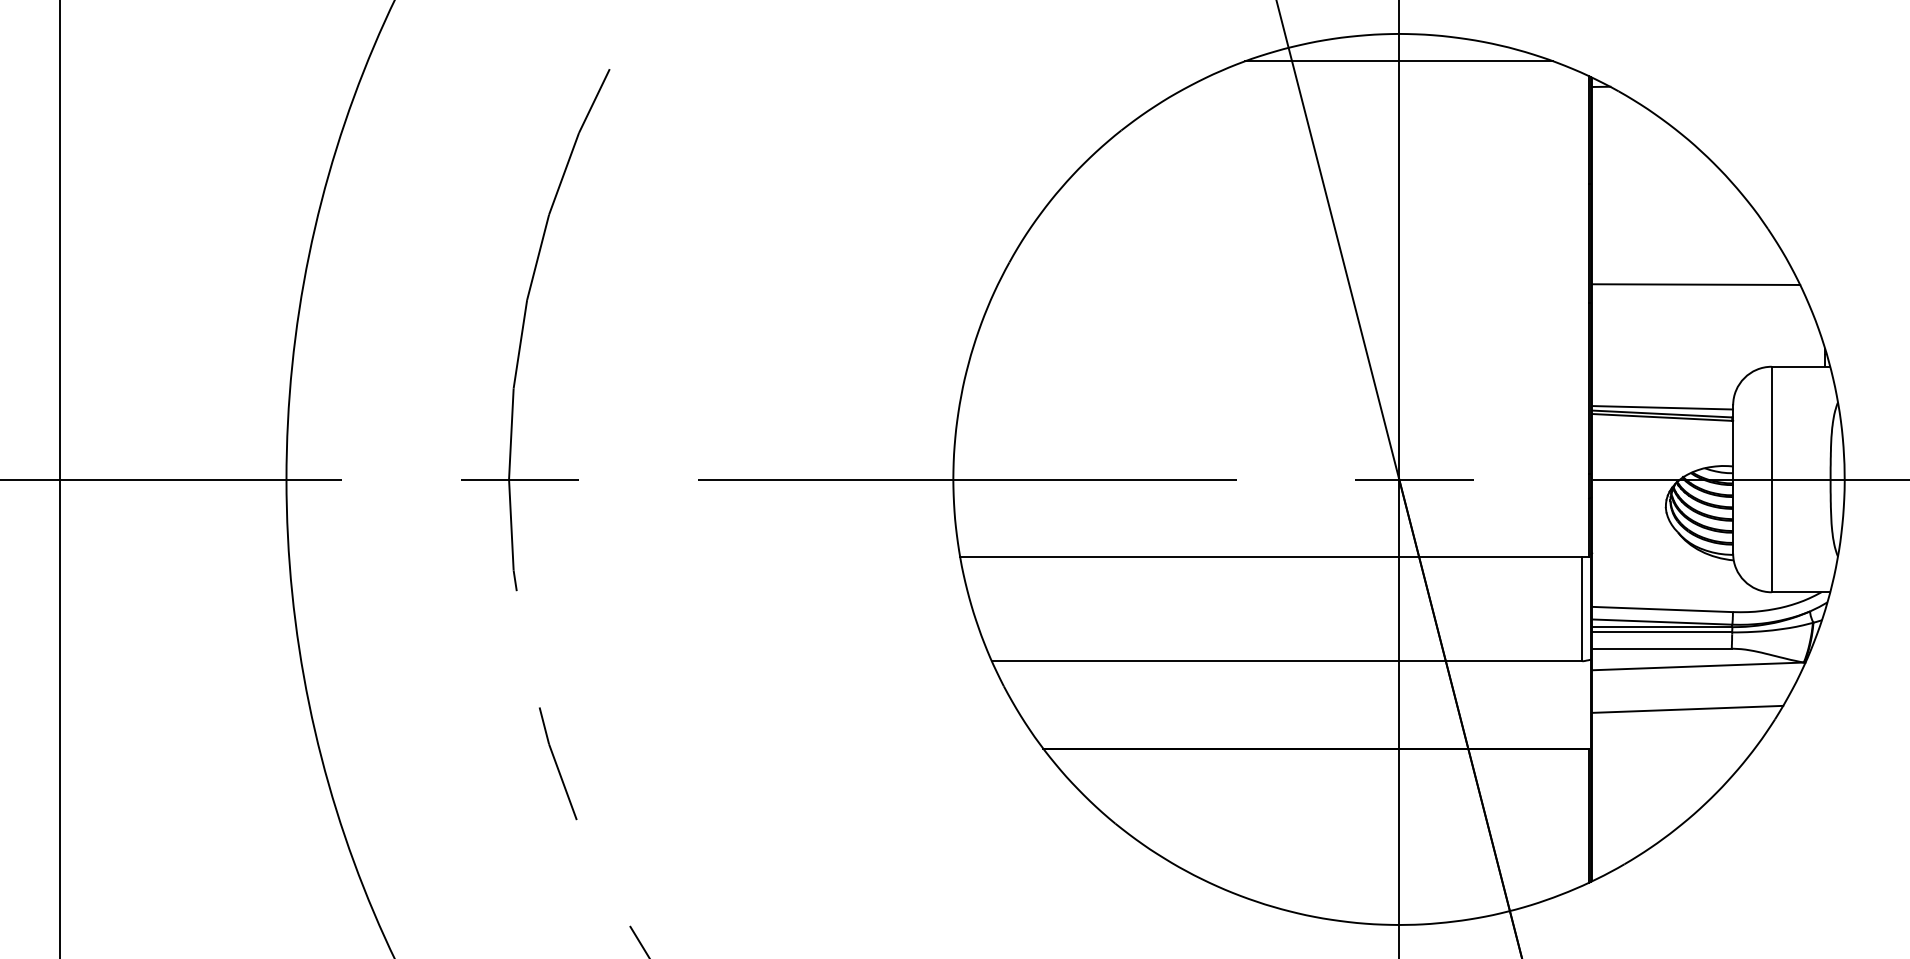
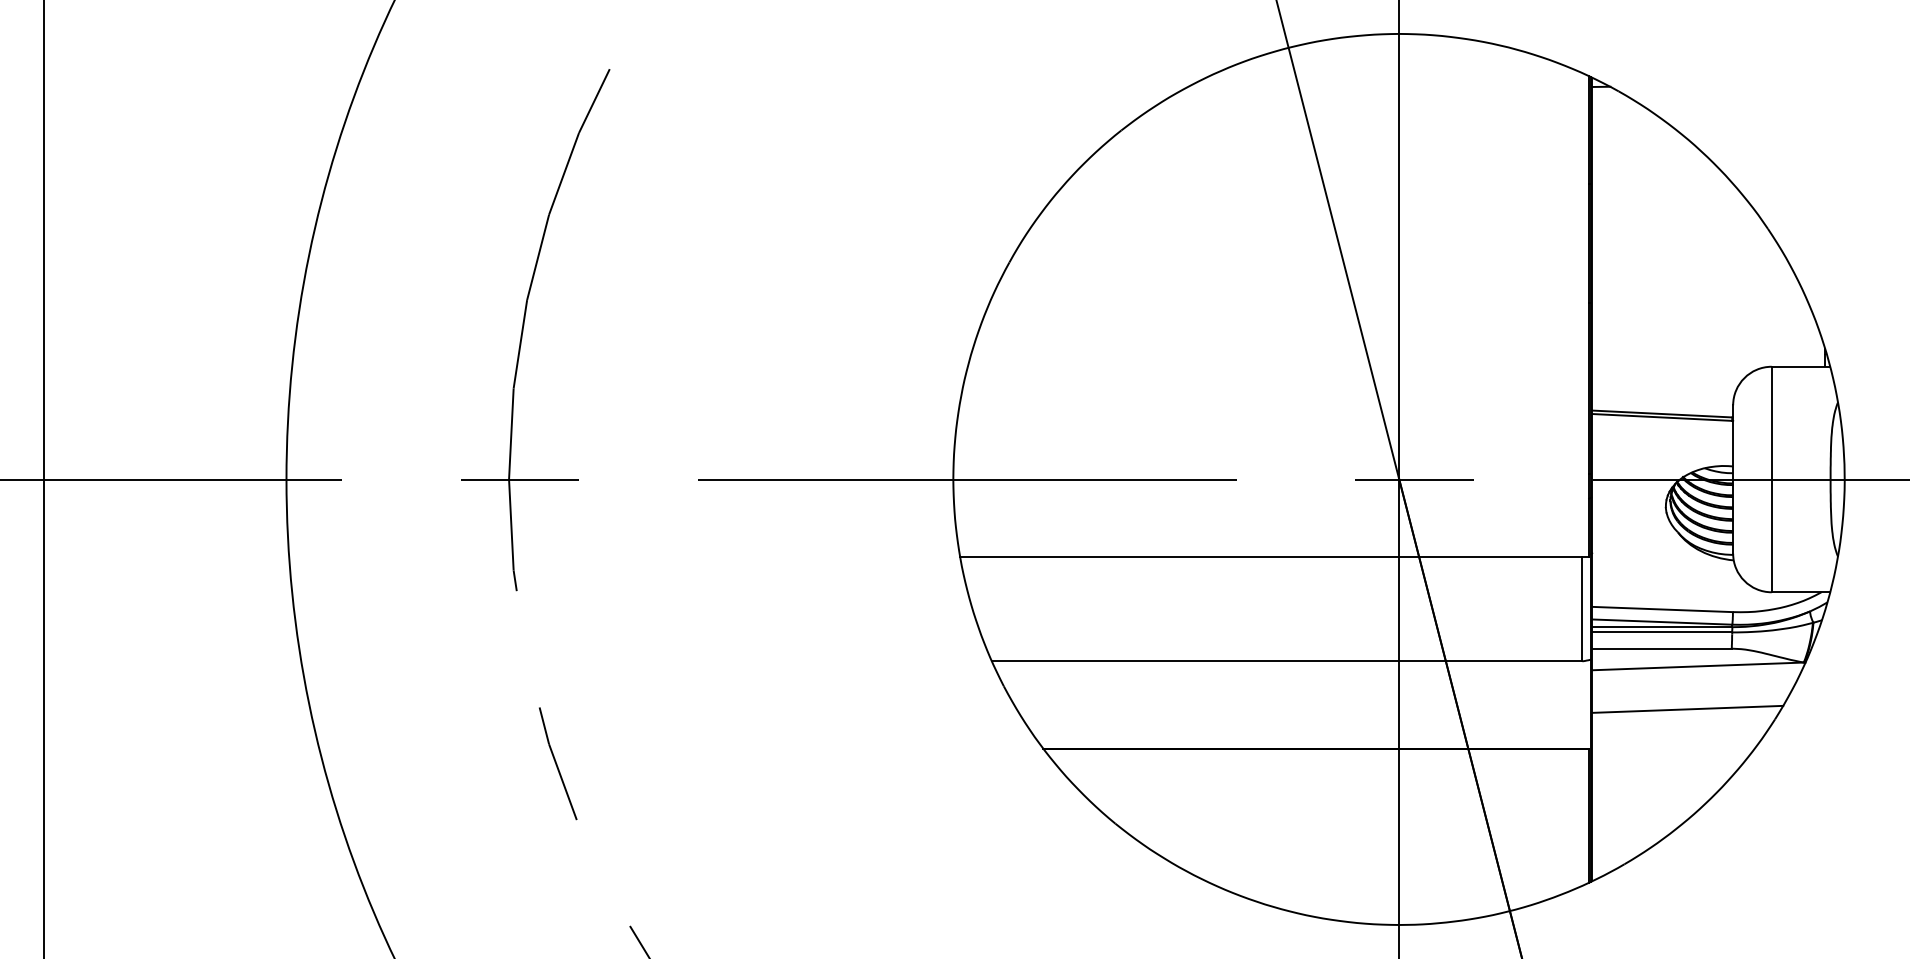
line: present -> none (1399, 61)
line: present -> none (1696, 284)
line: present -> none (1662, 407)
line position: (59, 478) -> (43, 478) (43, 478)
